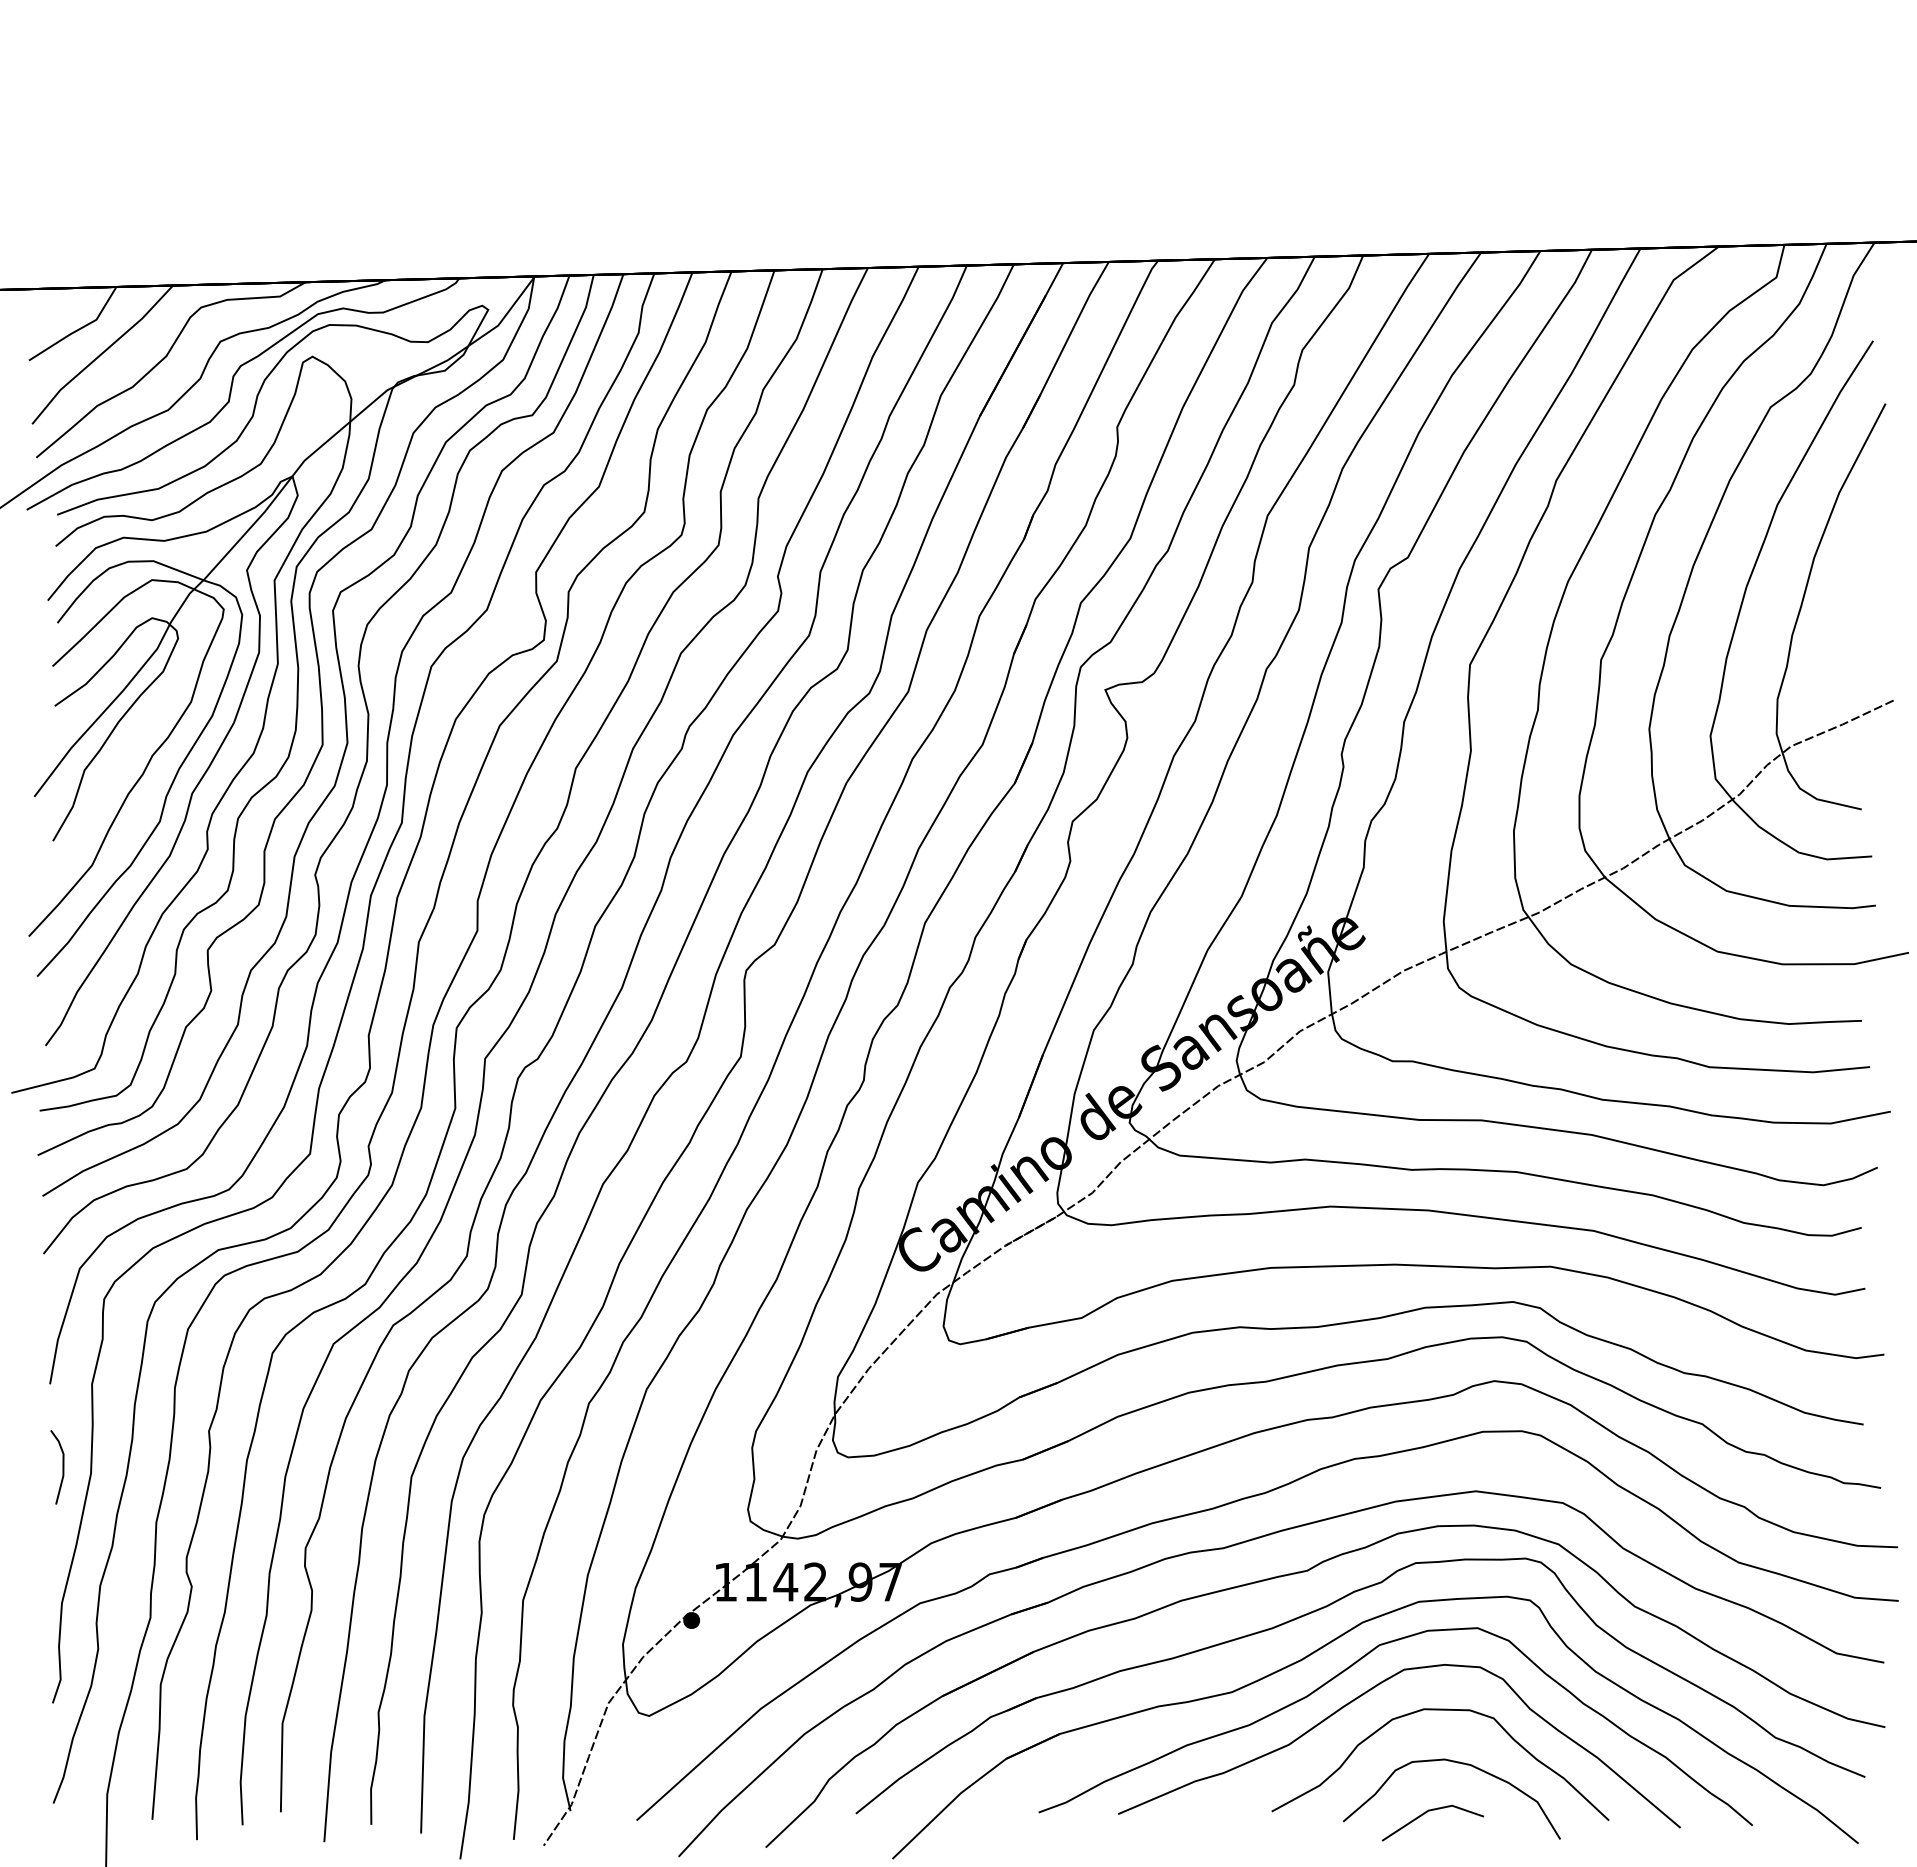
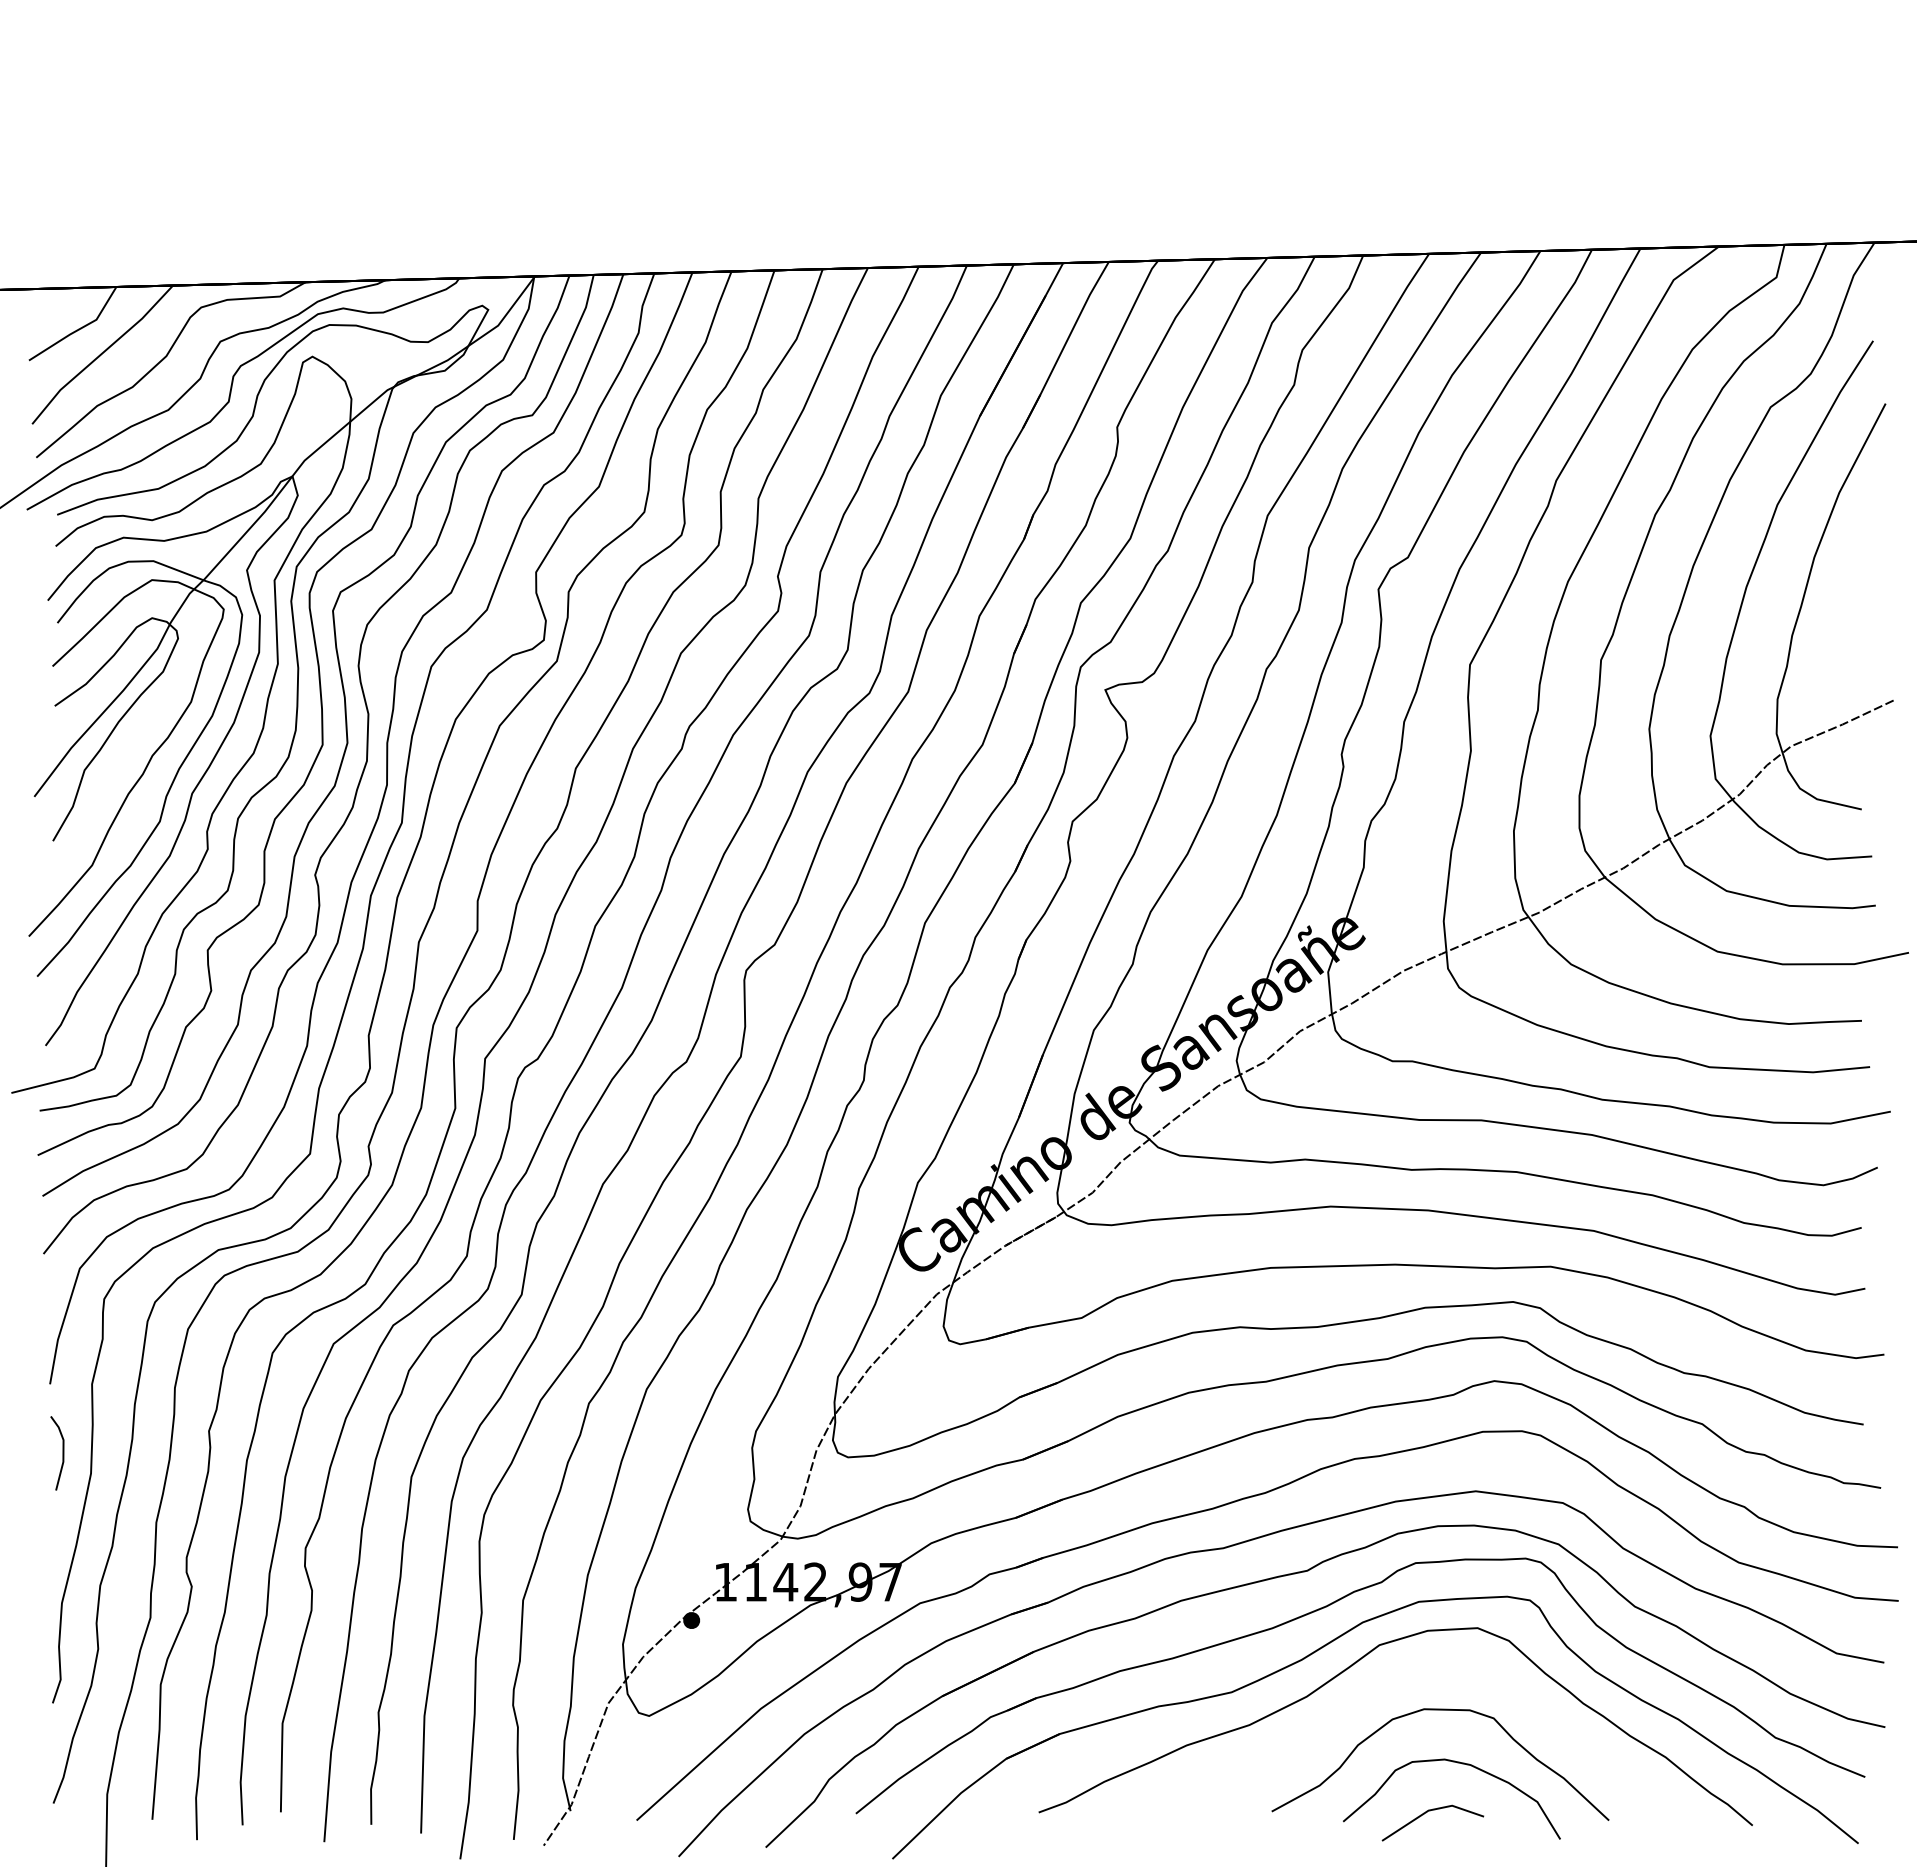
line position: (62, 1467) -> (62, 1453) (62, 1453)
curve: present -> none (1363, 1695)
